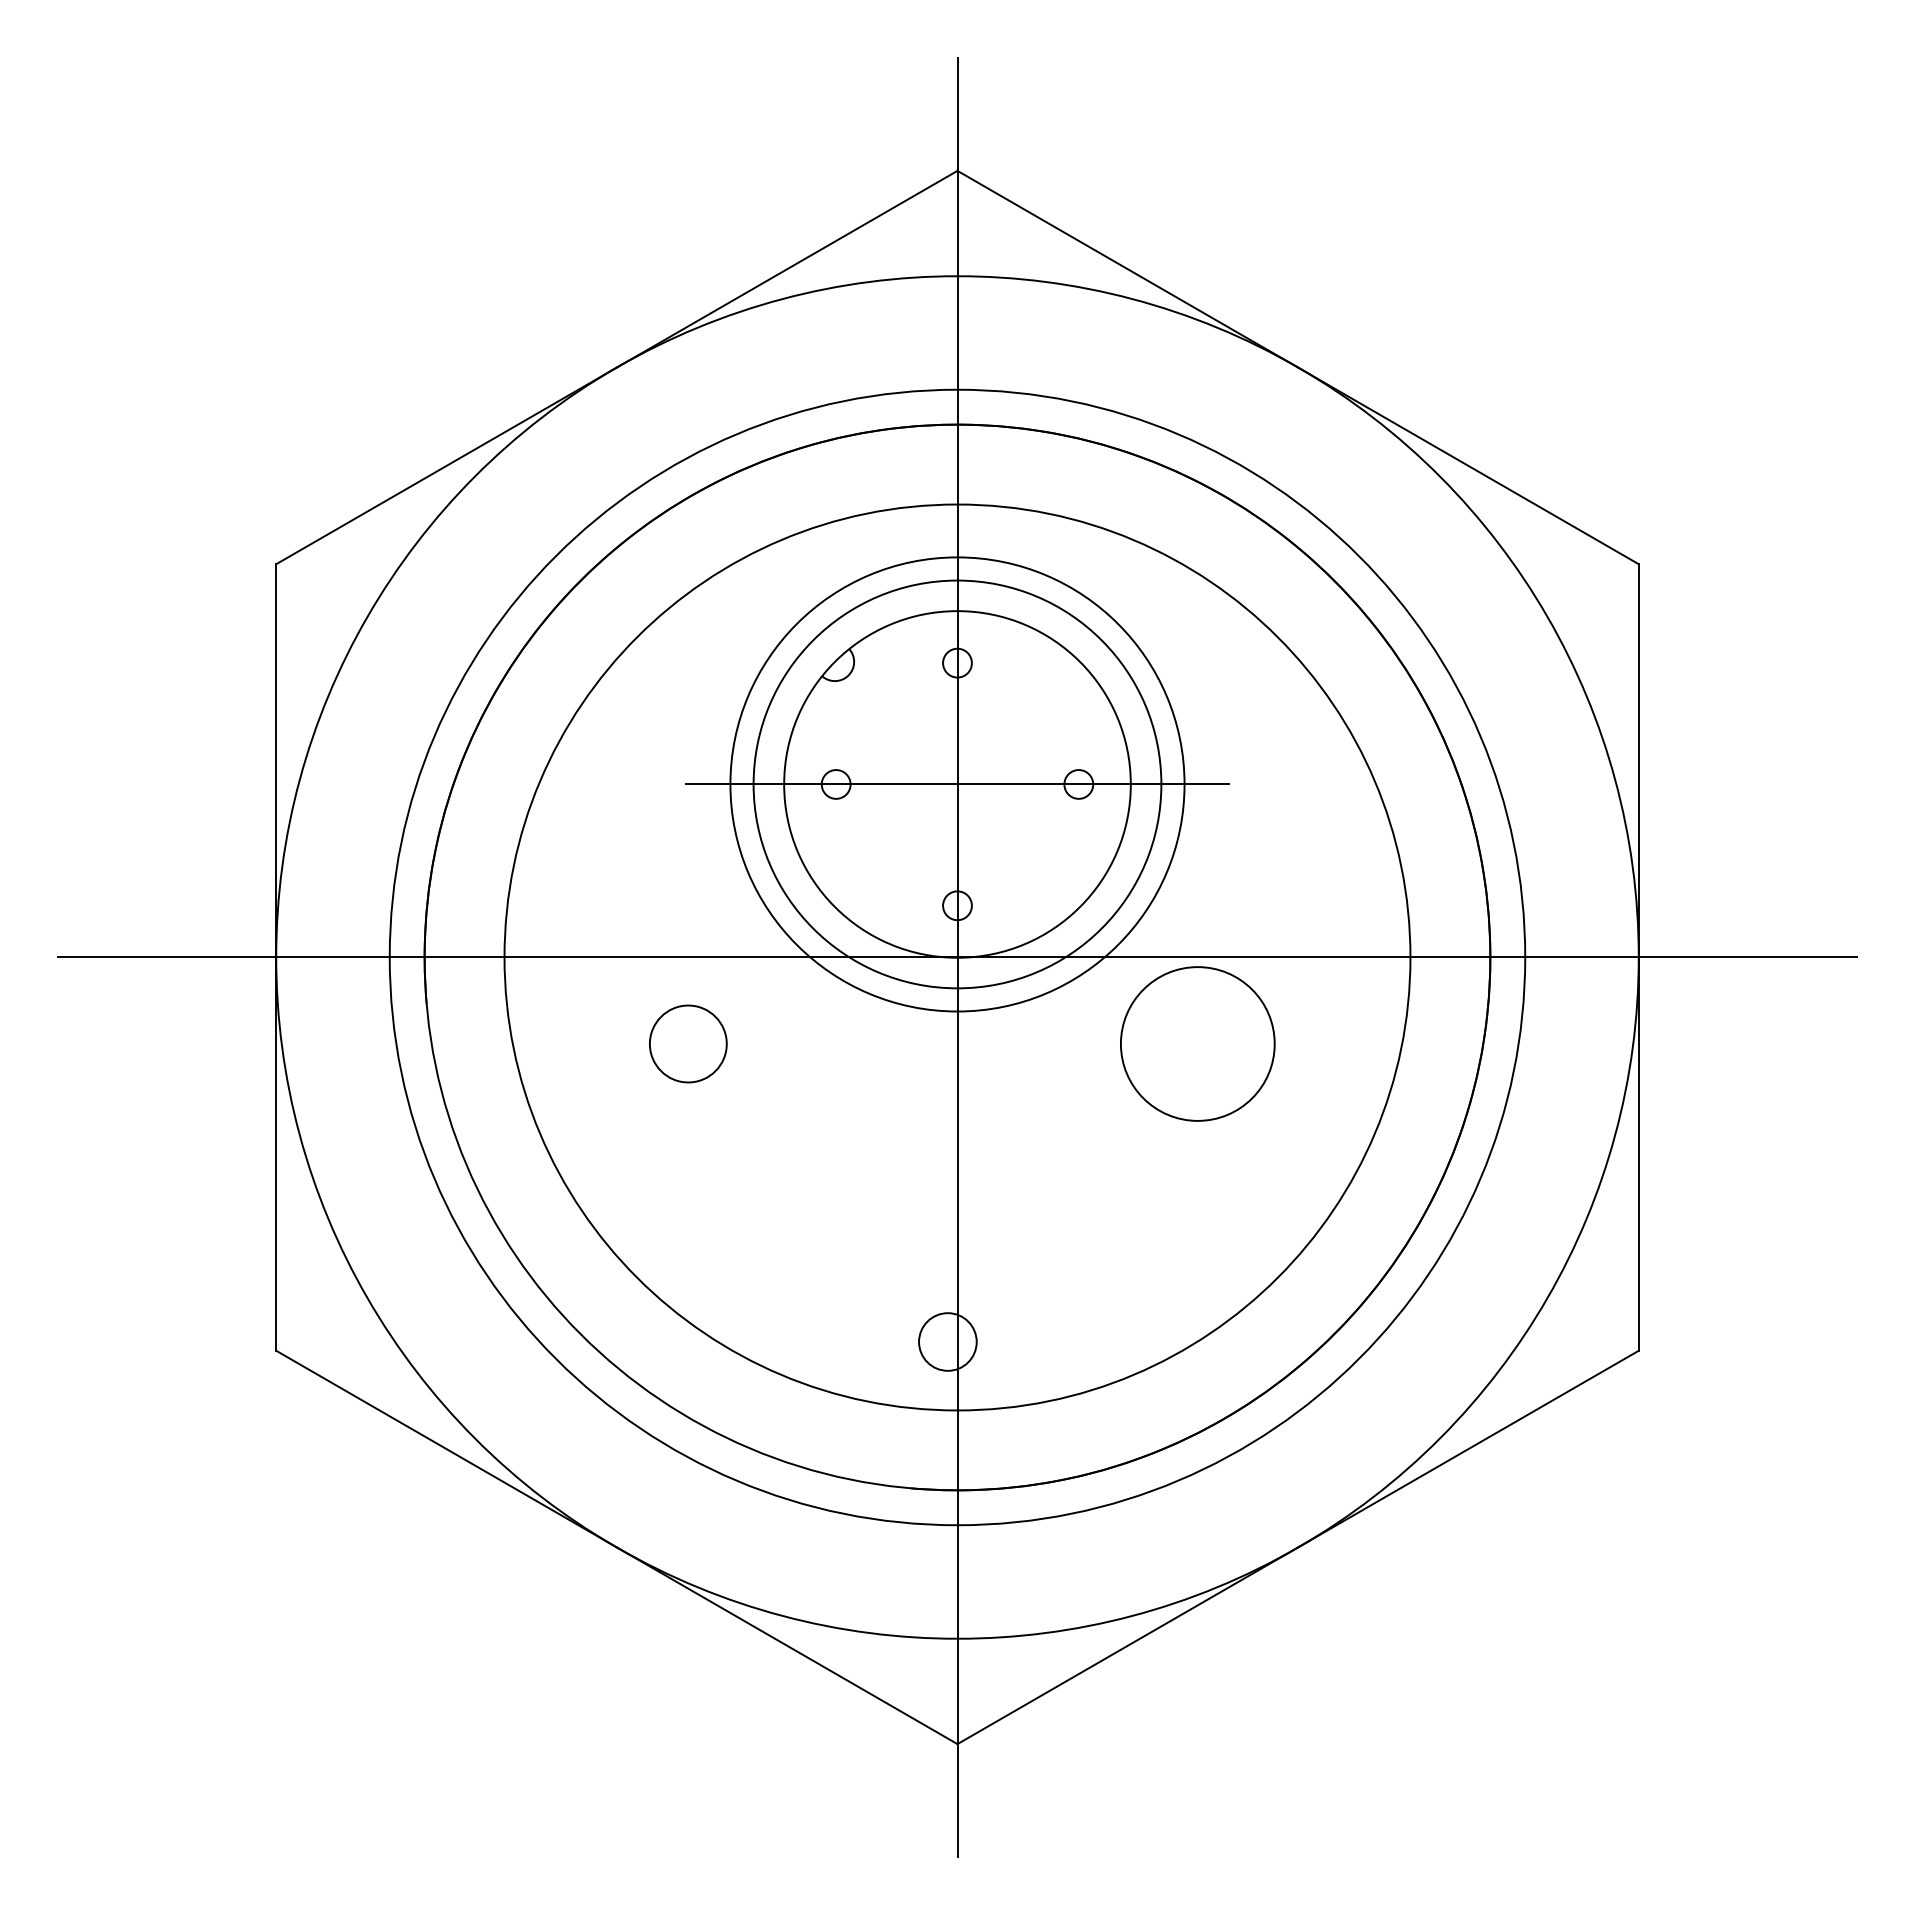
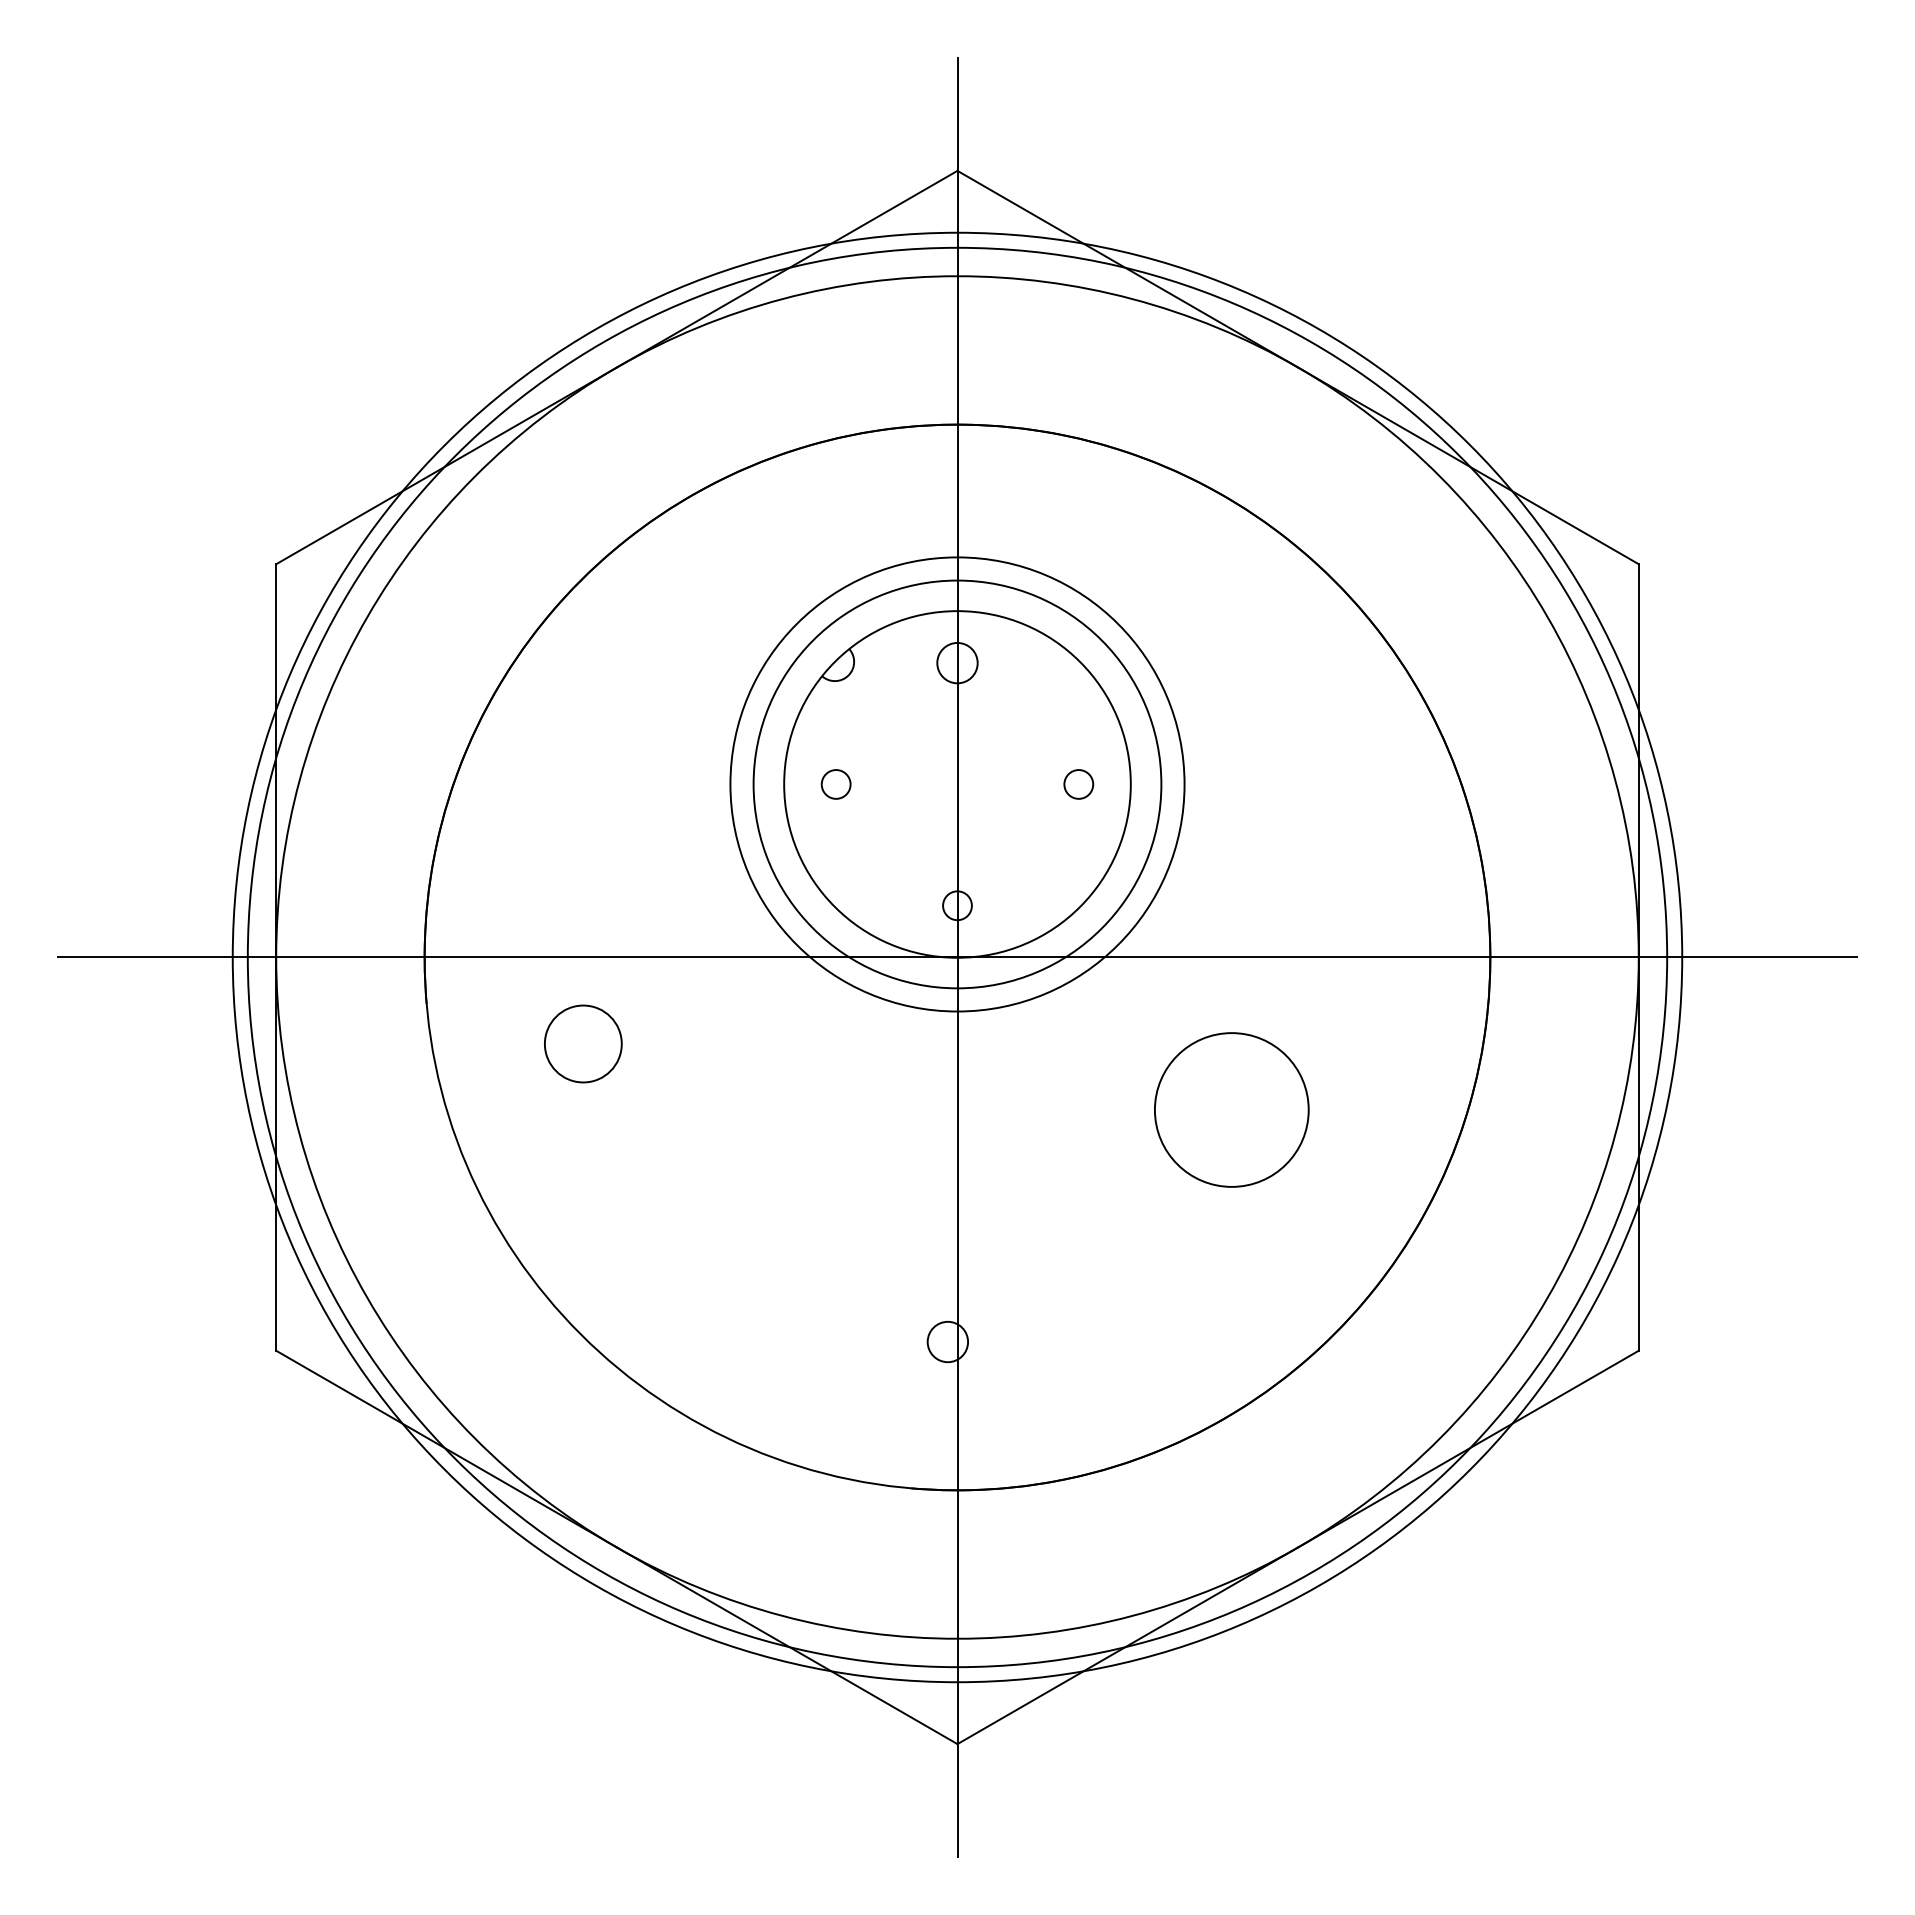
circle diameter: 29 px -> 40 px (957, 662)
line: present -> none (957, 784)
circle diameter: 1135 px -> 1419 px (957, 957)
circle diameter: 906 px -> 1449 px (957, 957)
circle position: (688, 1043) -> (583, 1043) (583, 1043)
circle position: (1197, 1043) -> (1231, 1109) (1231, 1109)
circle diameter: 58 px -> 40 px (947, 1341)
